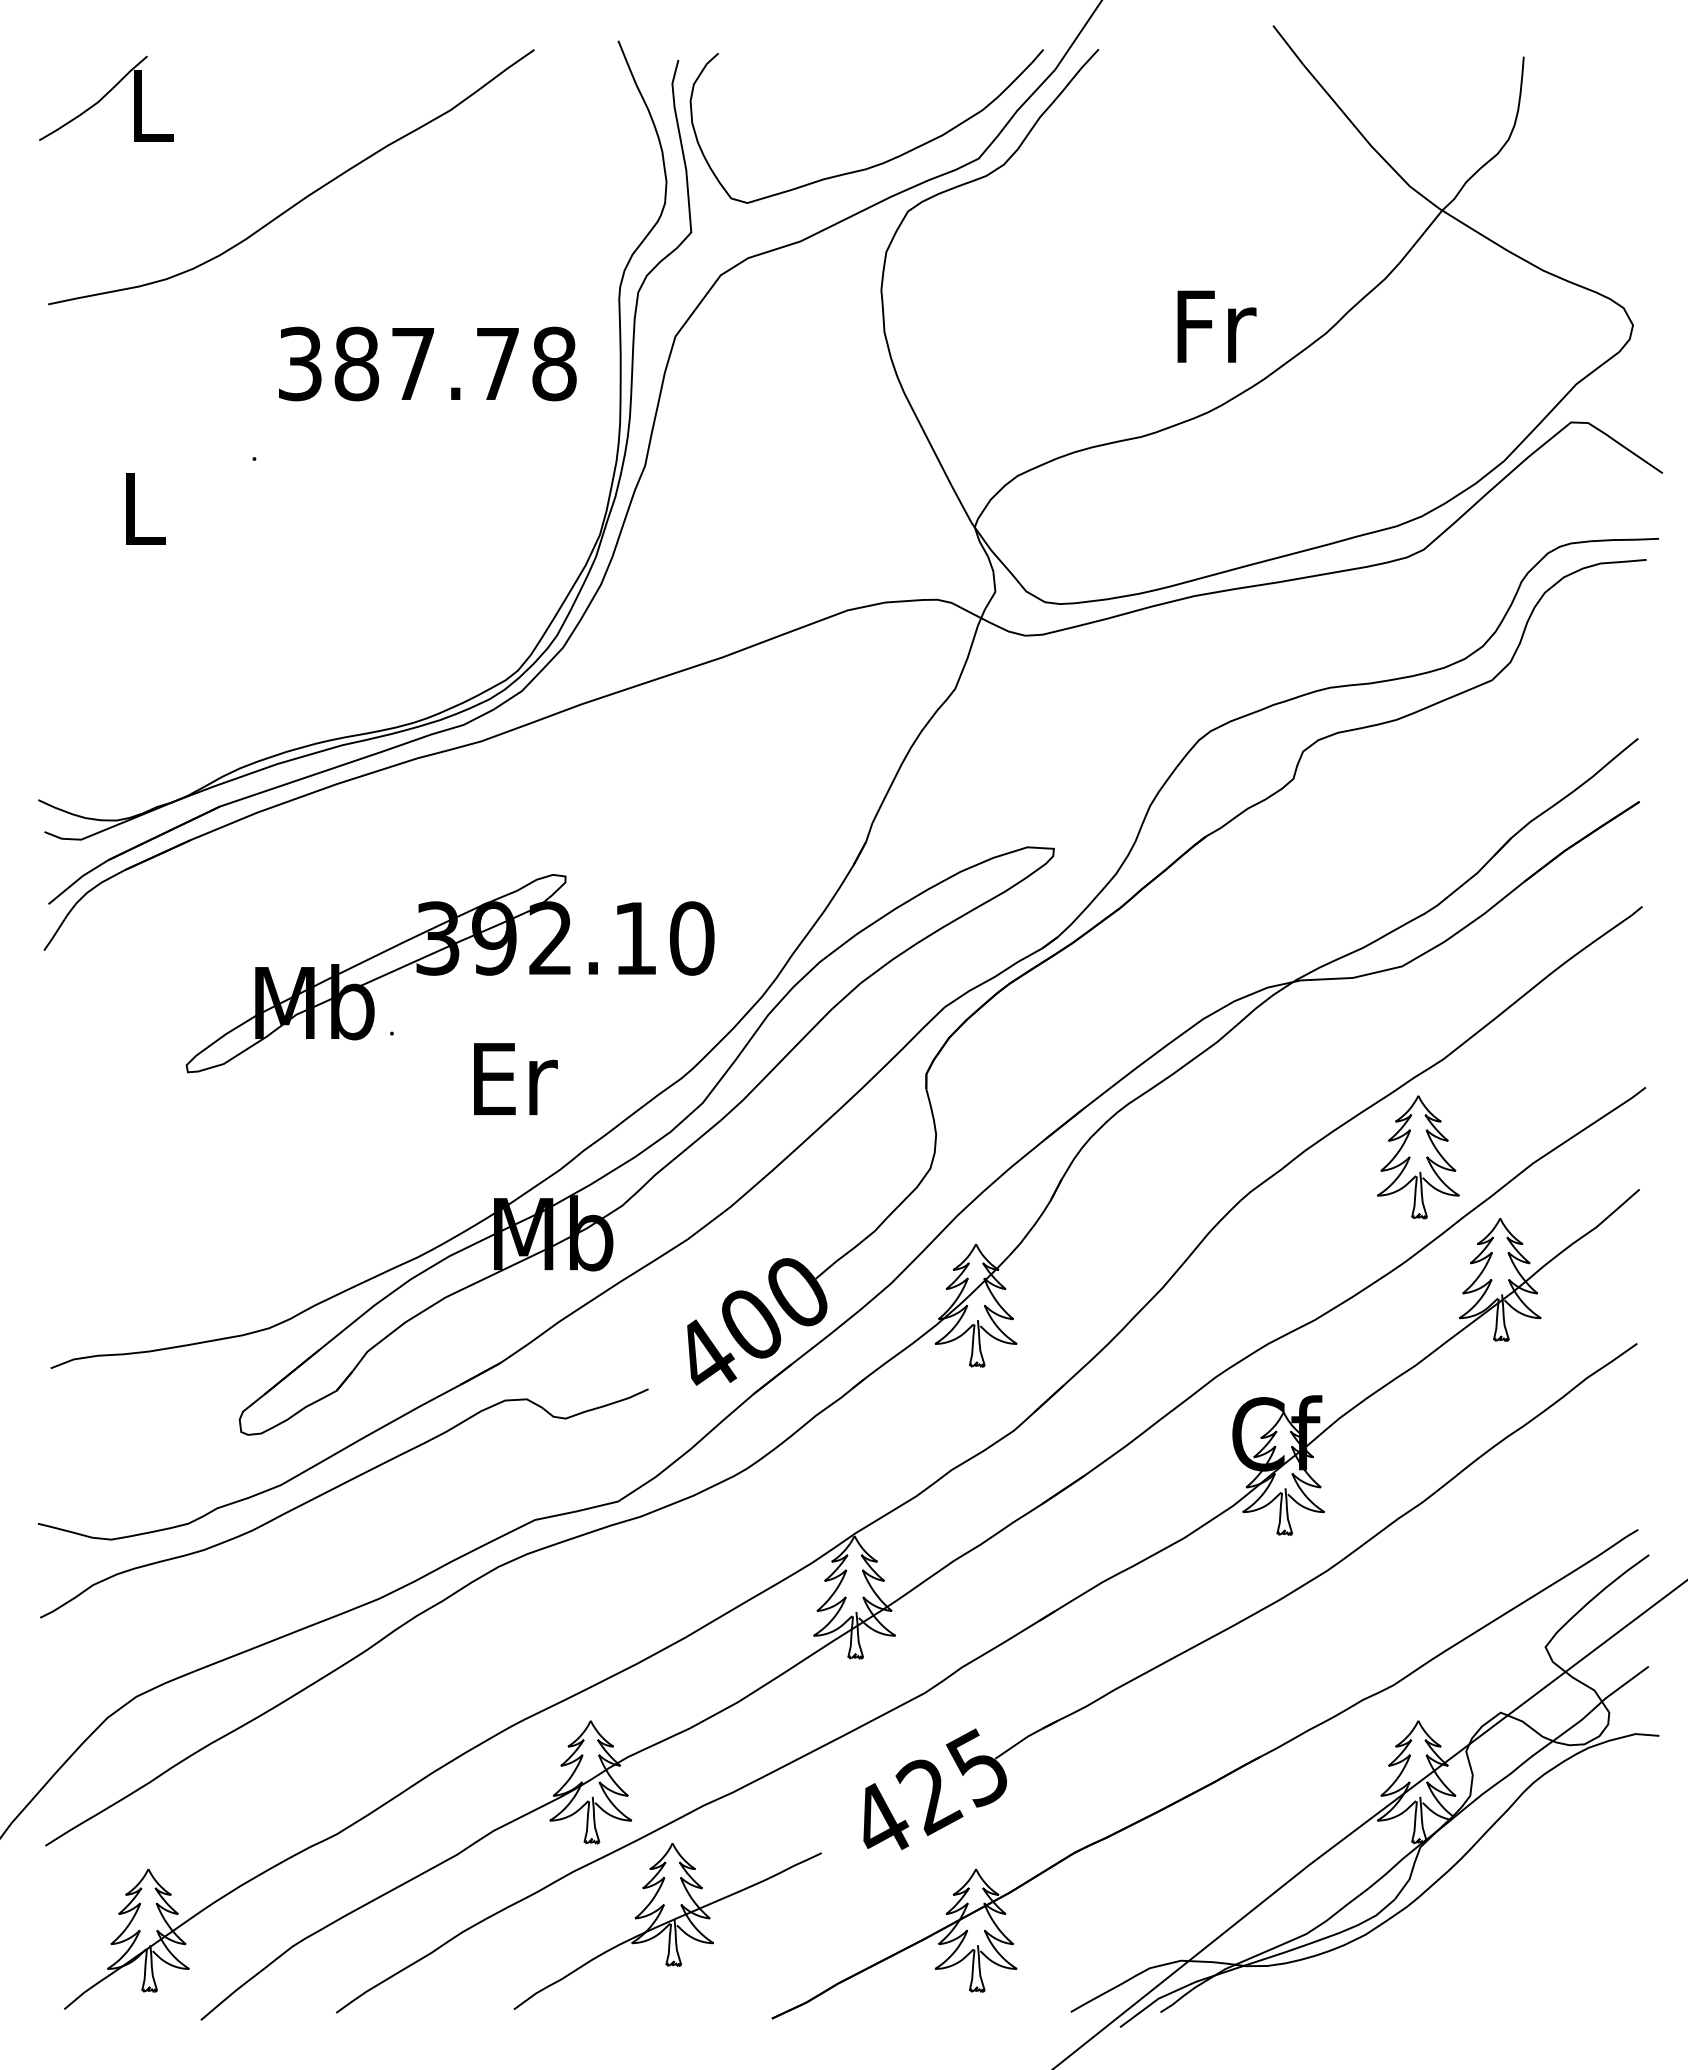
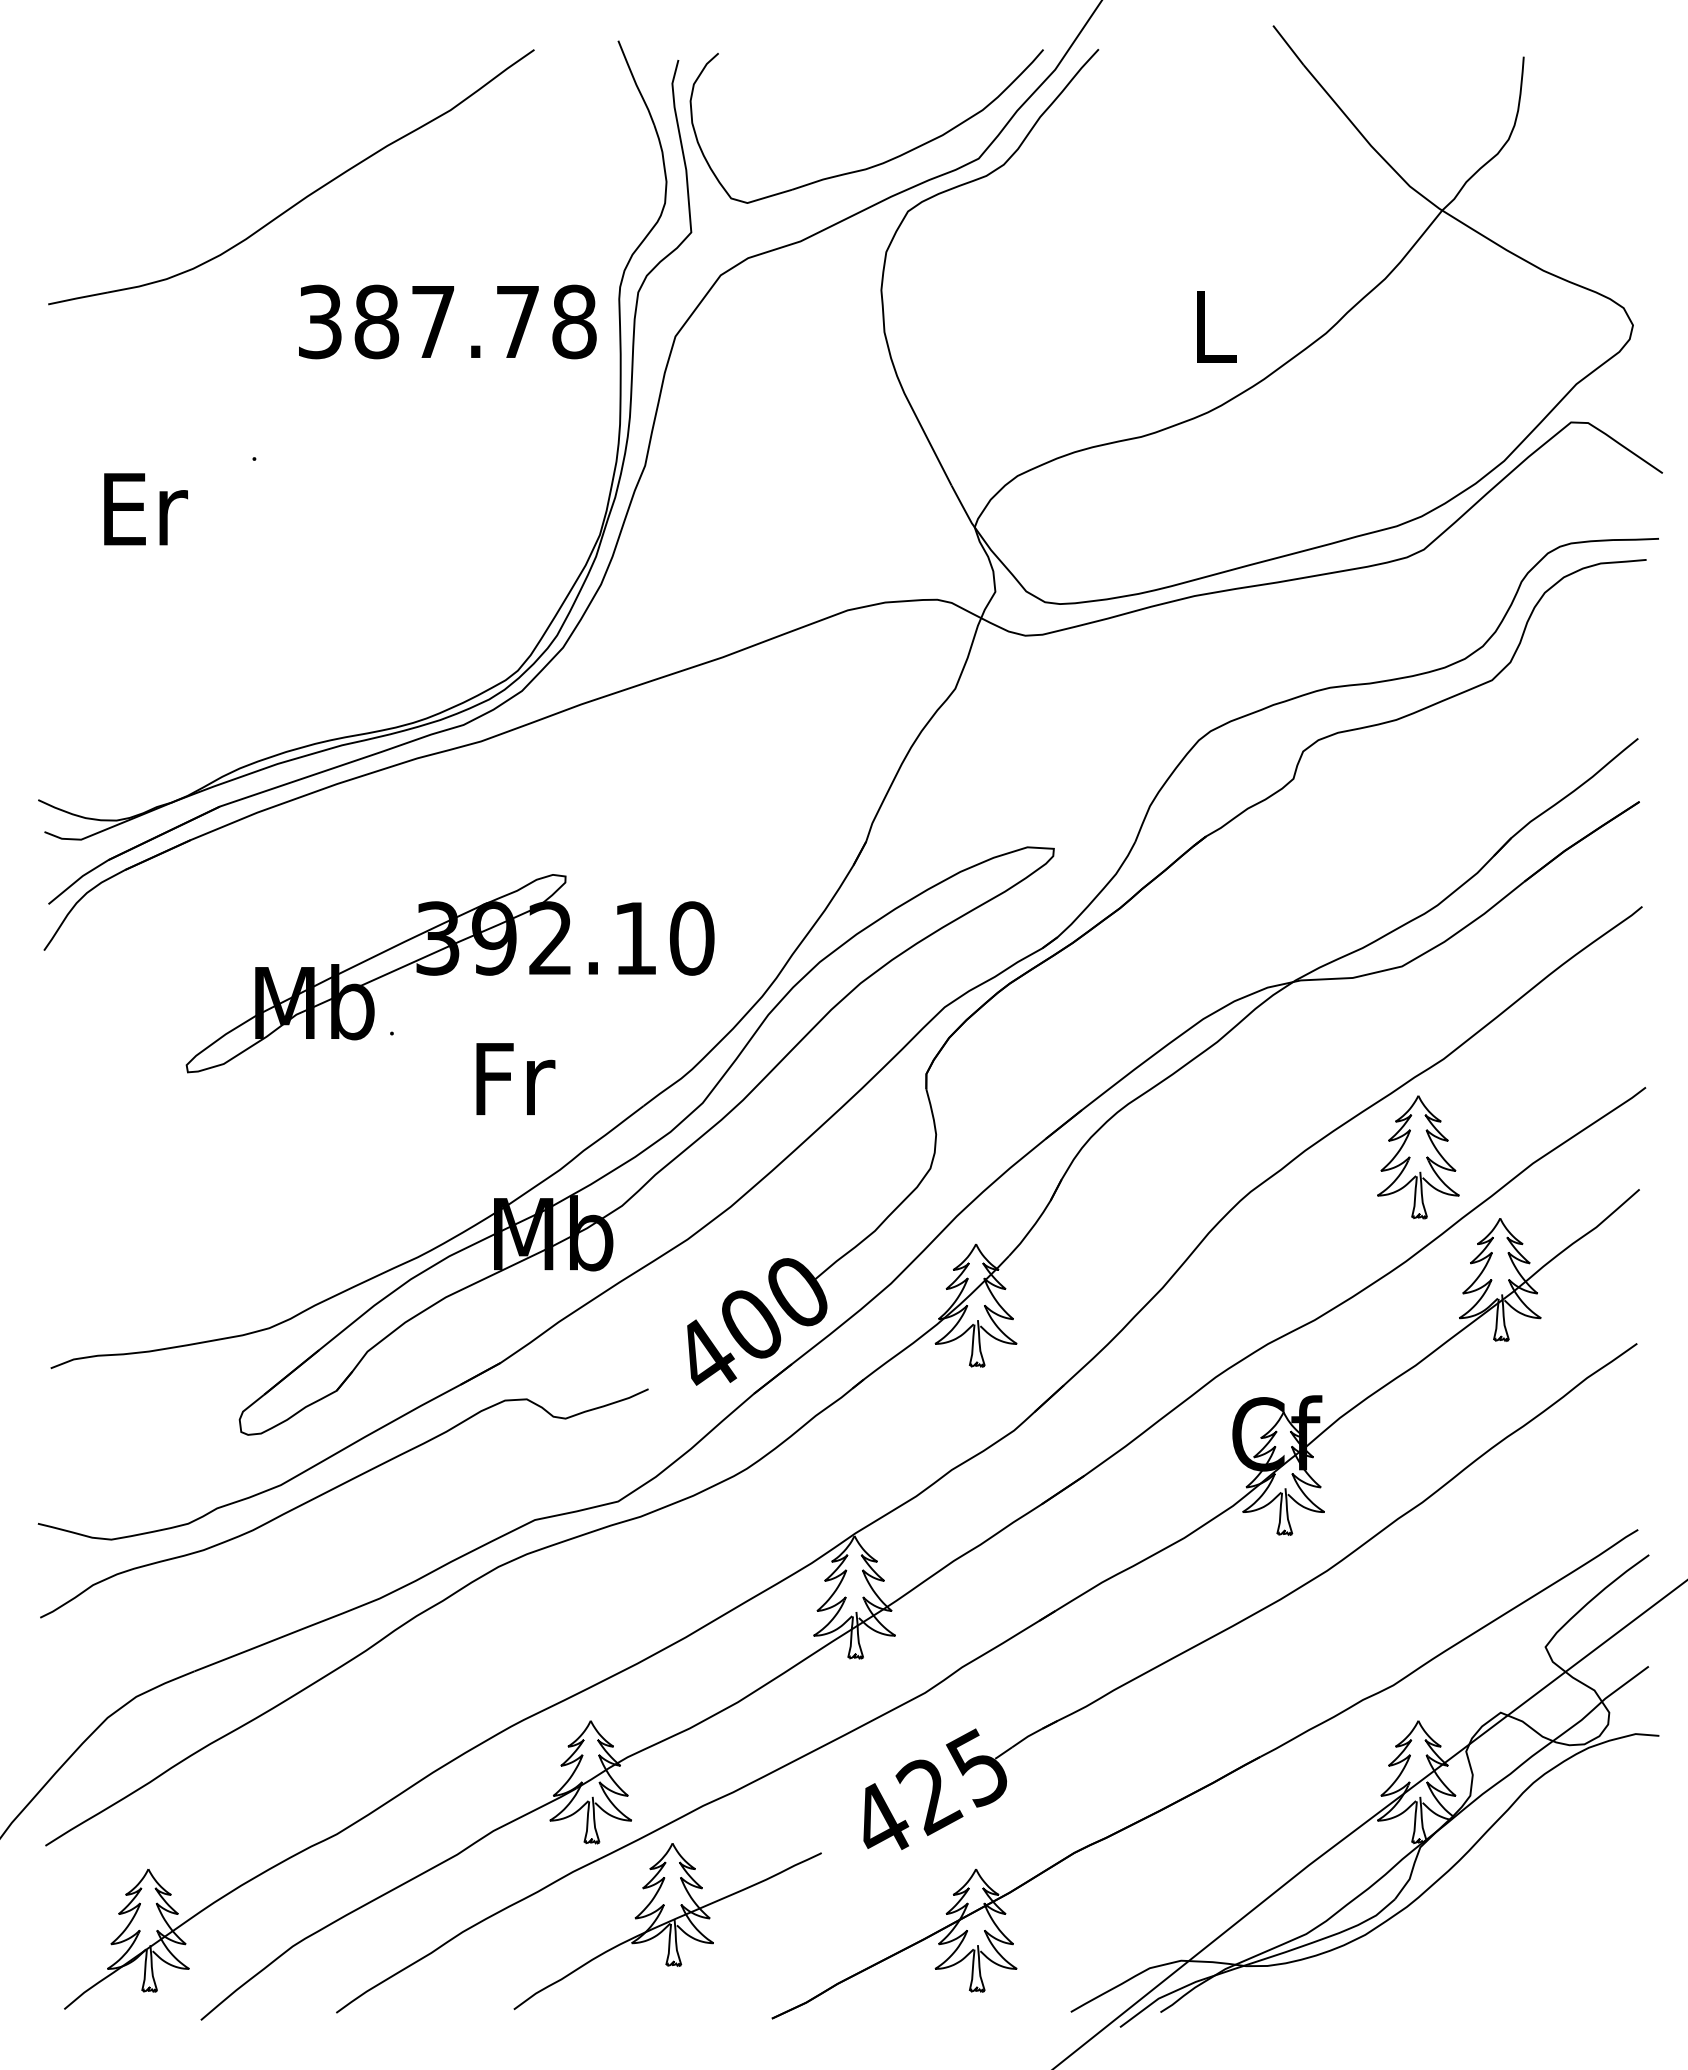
part: present -> none (106, 98)
text: Fr -> L (1216, 326)
text position: (427, 363) -> (447, 321) (447, 321)
text: L -> Er (146, 509)
text: Er -> Fr (515, 1079)
